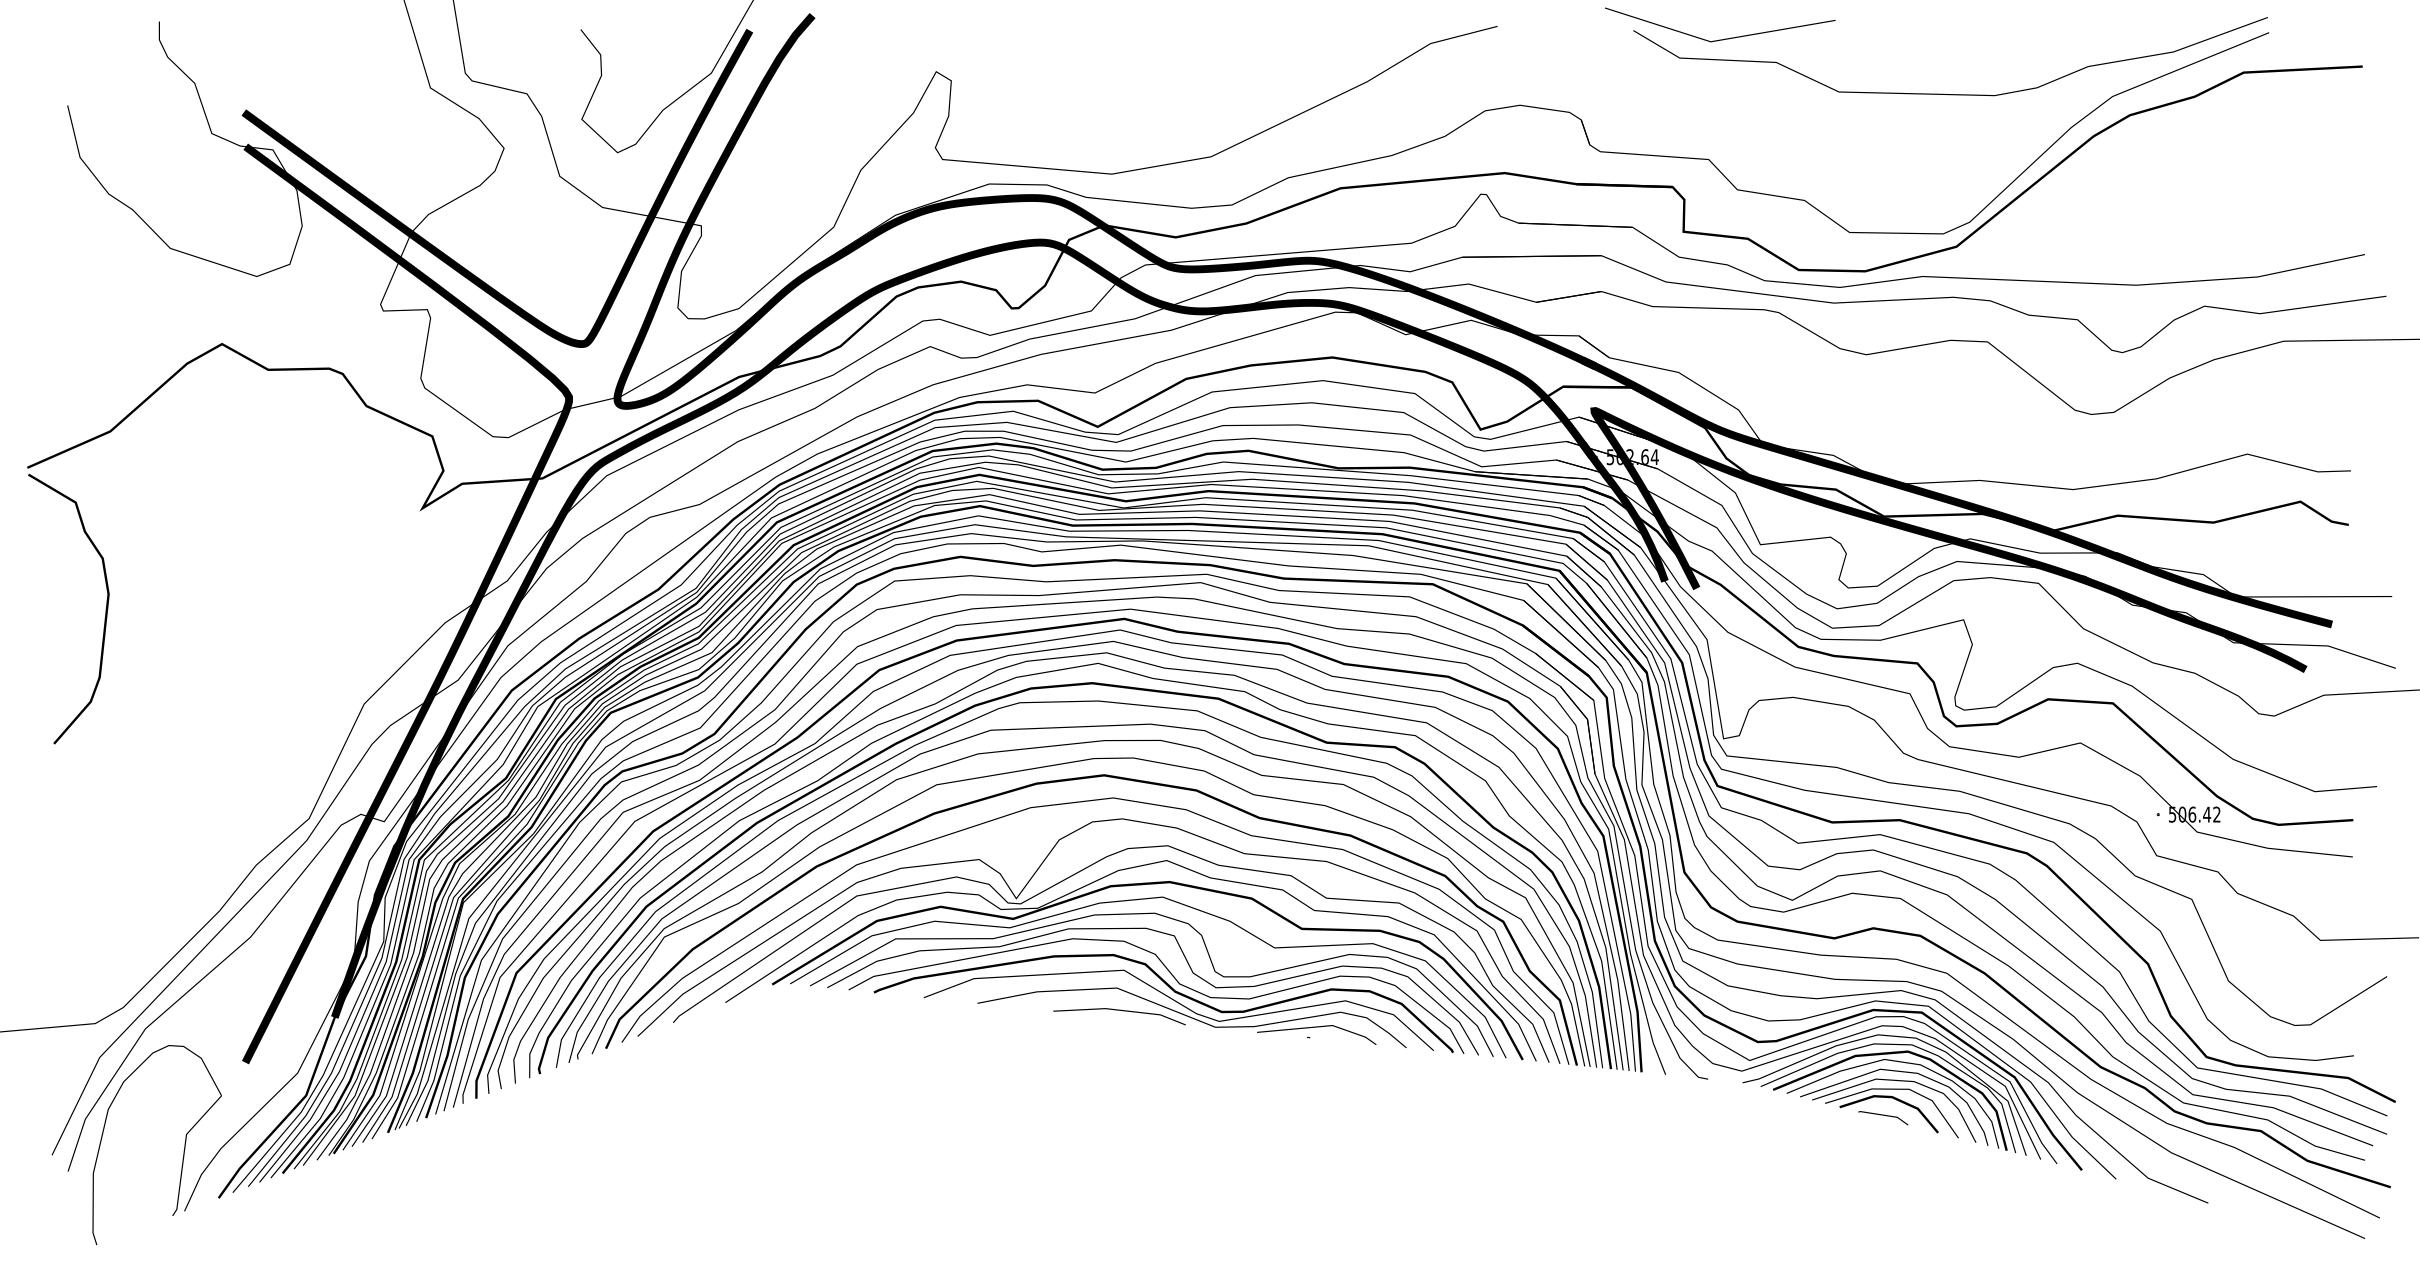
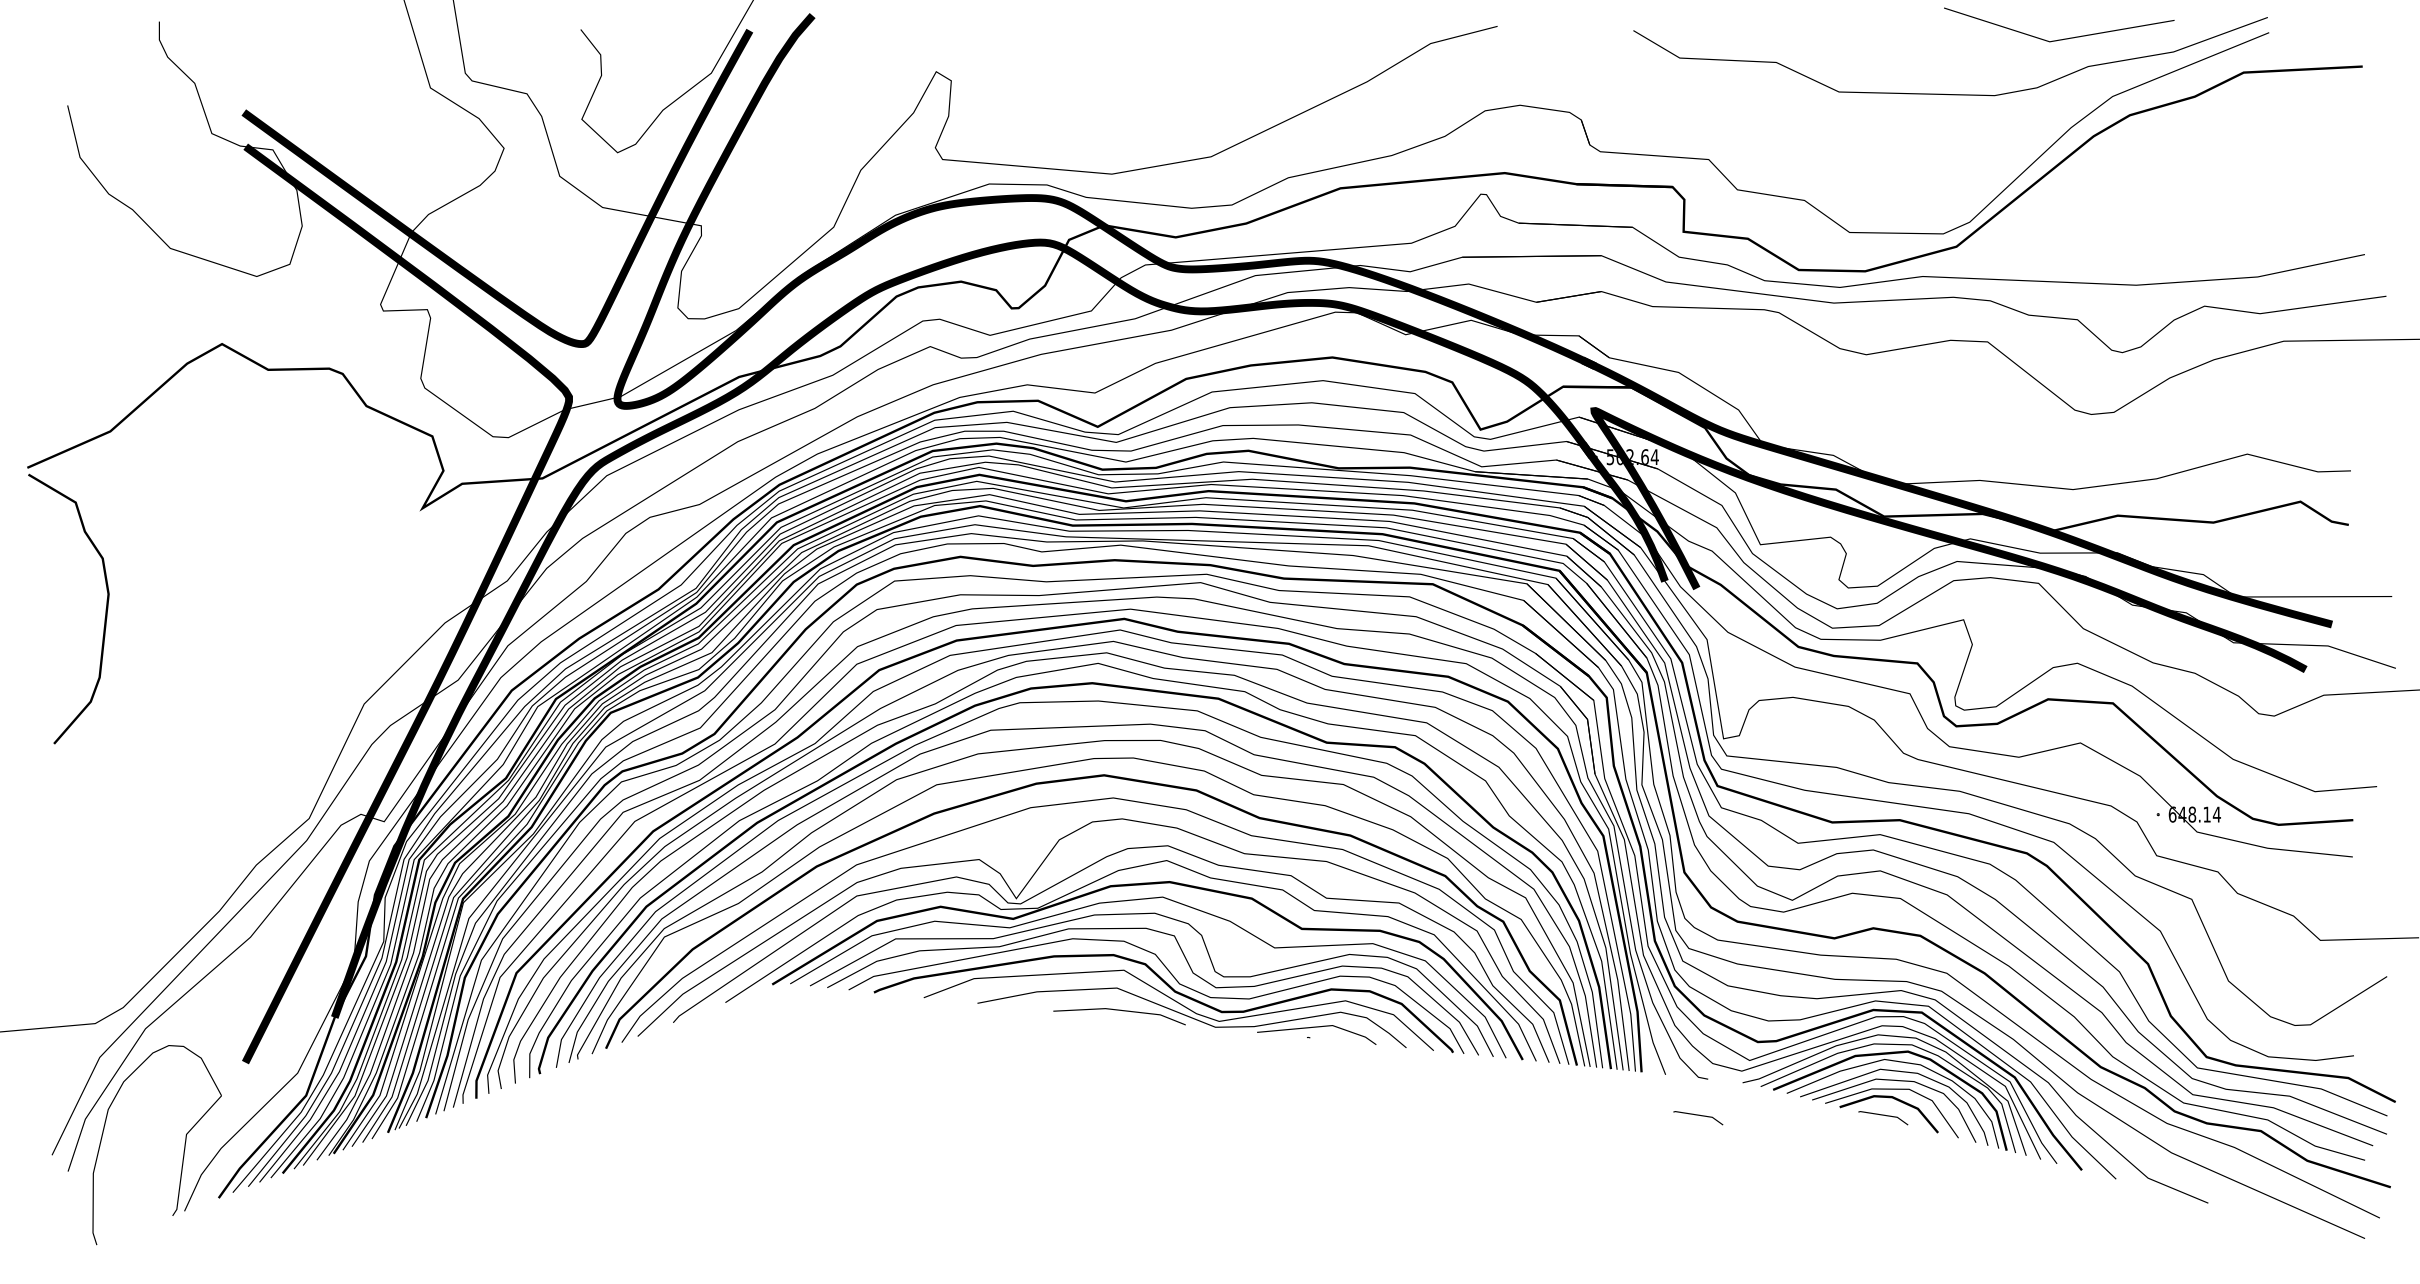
line position: (1724, 38) -> (2063, 38) (2063, 38)
text: 506.42 -> 648.14 (2194, 814)
line: none -> present (1698, 1115)
